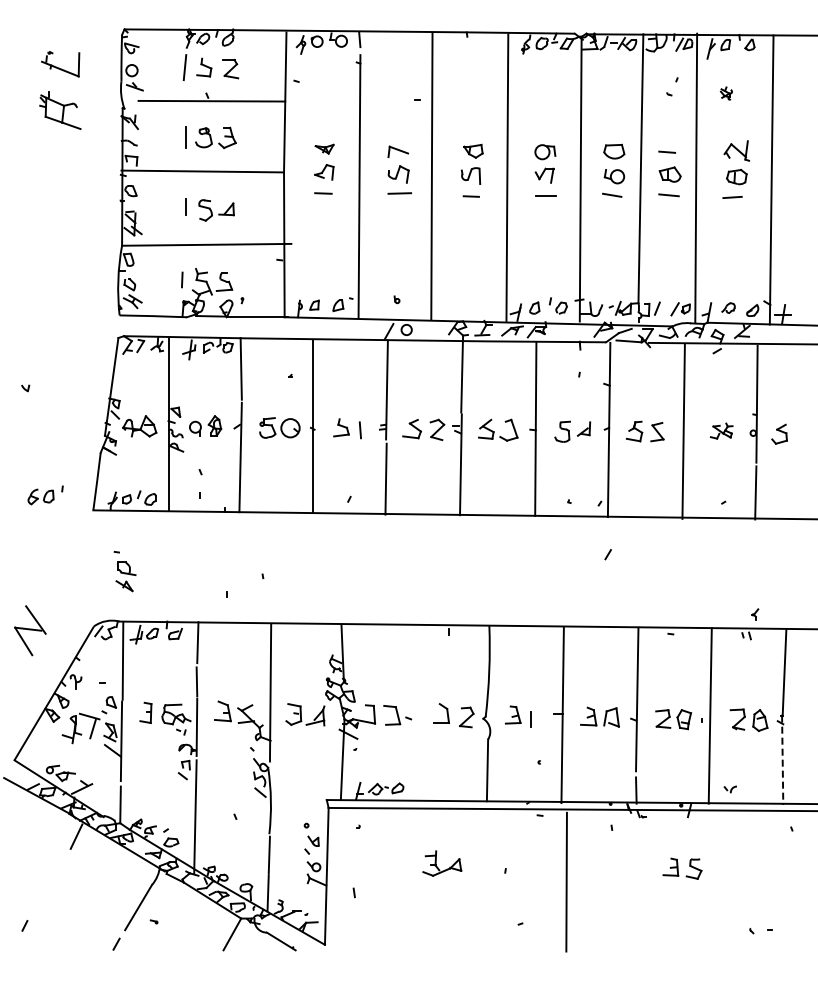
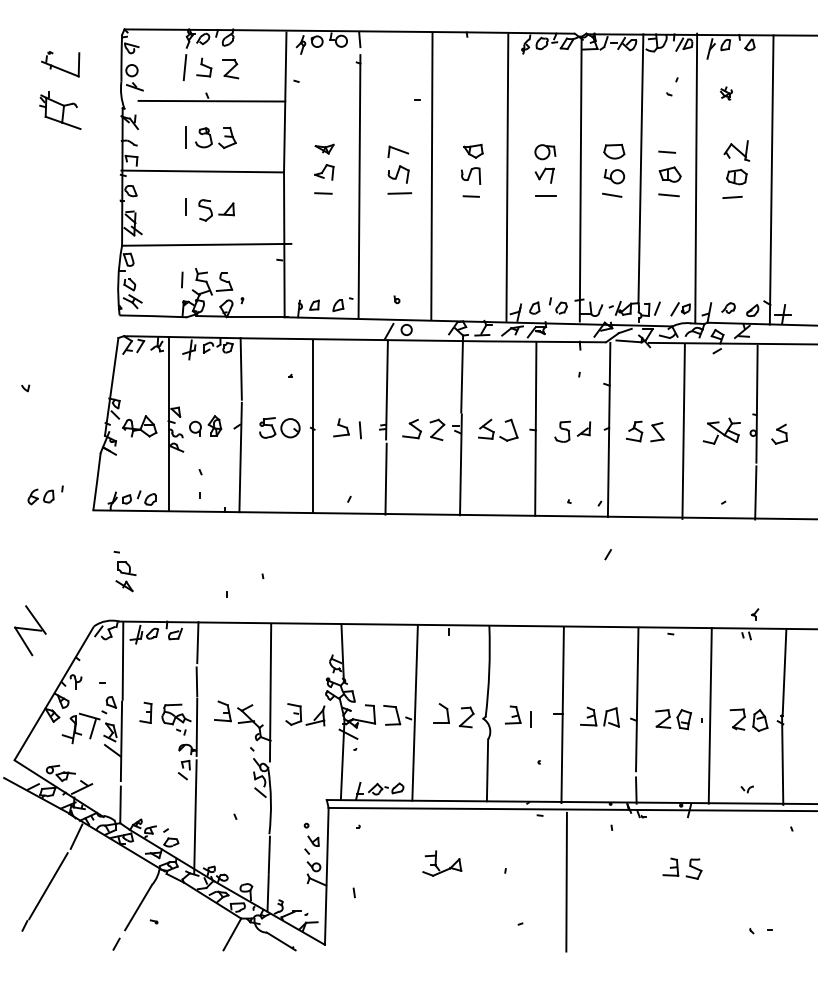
part size: 25x18 px -> 39x28 px (721, 430)
line: none -> present (414, 712)
line: dashed -> solid (782, 760)
part position: (729, 789) -> (746, 789) (746, 789)
line: none -> present (48, 886)
